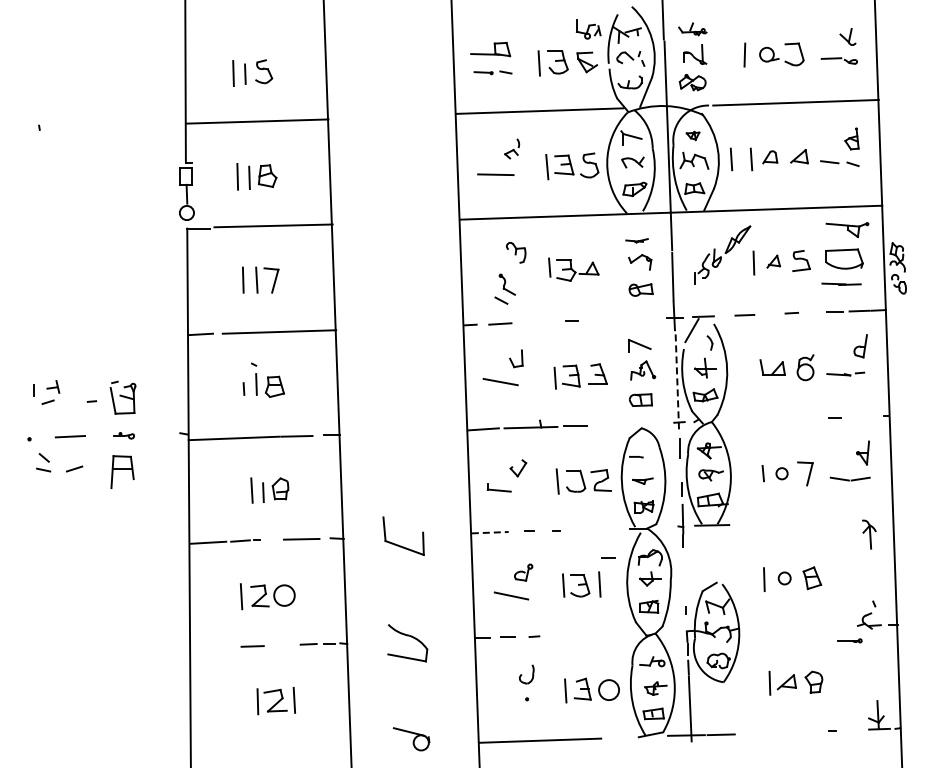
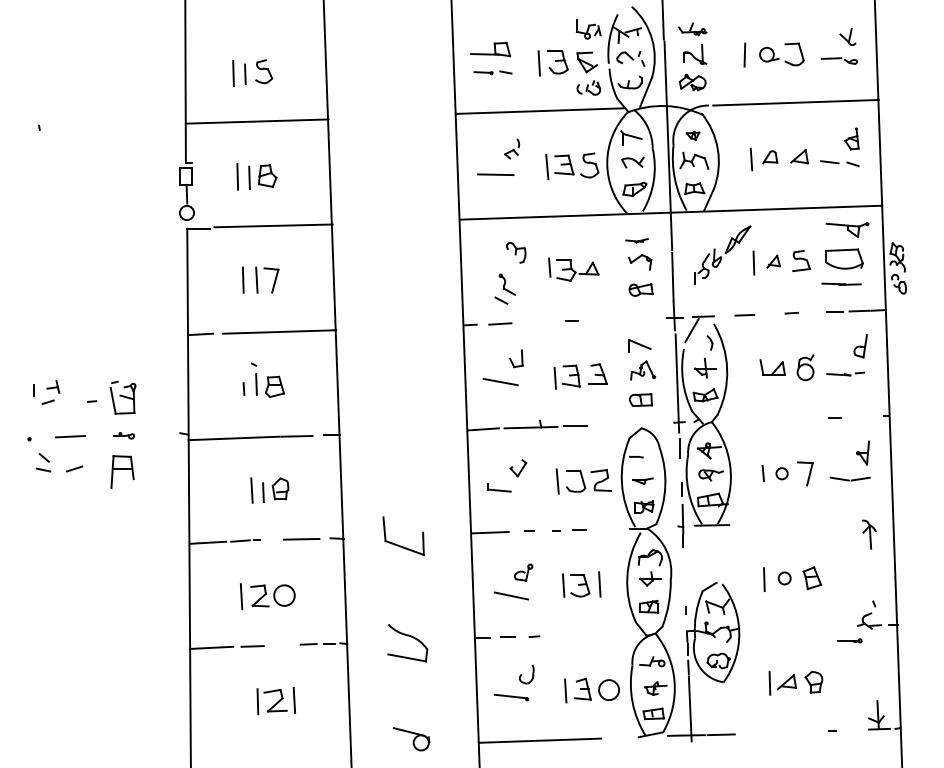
part: none -> present (588, 87)
line: present -> none (731, 159)
line: dashed -> solid (677, 383)
line: dashed -> solid (490, 532)
line position: (608, 557) -> (579, 529) (579, 529)
line: none -> present (212, 647)
line: none -> present (510, 696)
